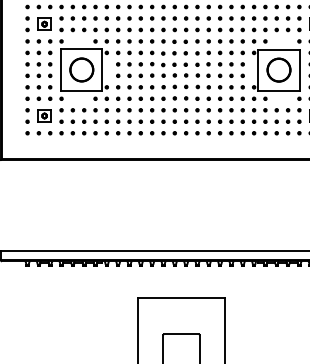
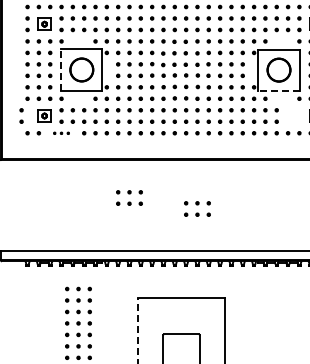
line: solid -> dashed (61, 69)
line: solid -> dashed (279, 90)
part position: (27, 115) -> (21, 115) (21, 115)
part: present -> none (293, 115)
part size: 27x5 px -> 17x4 px (61, 132)
part: none -> present (129, 197)
part: none -> present (197, 208)
part: none -> present (78, 322)
line: solid -> dashed (137, 330)
